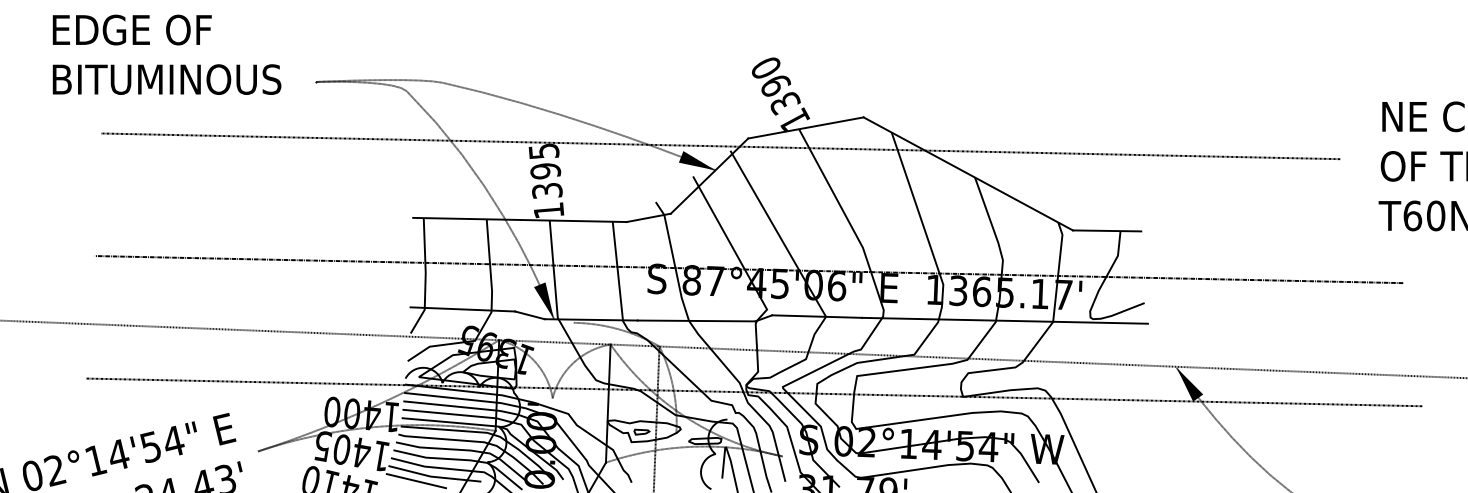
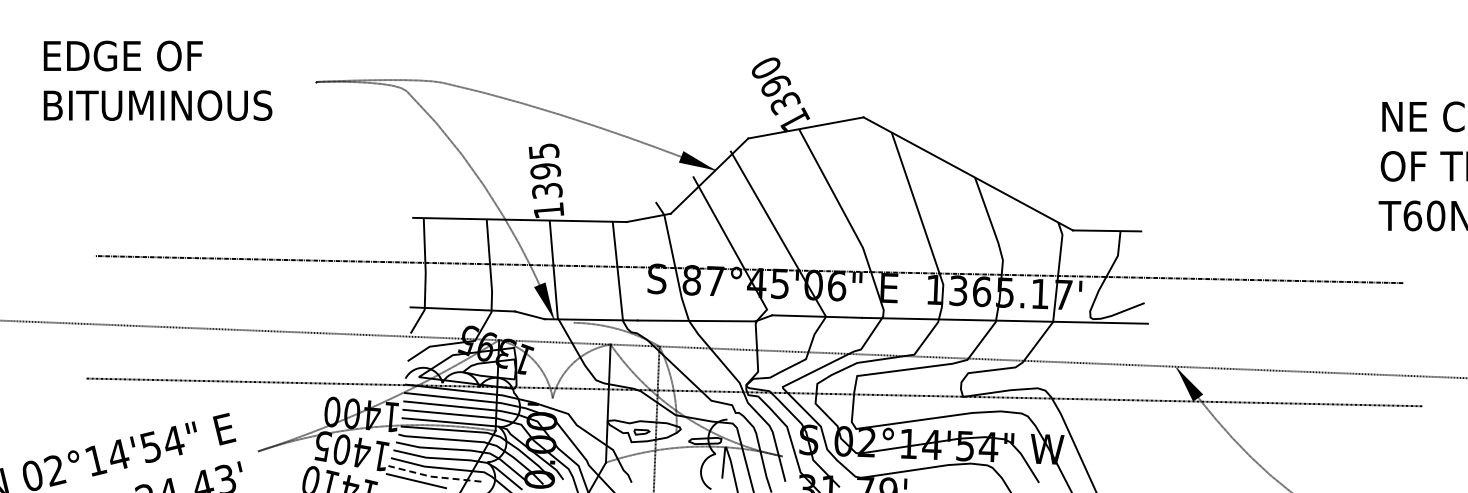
text position: (166, 54) -> (157, 80) (157, 80)
line: present -> none (720, 146)
line: solid -> dashed (433, 476)
